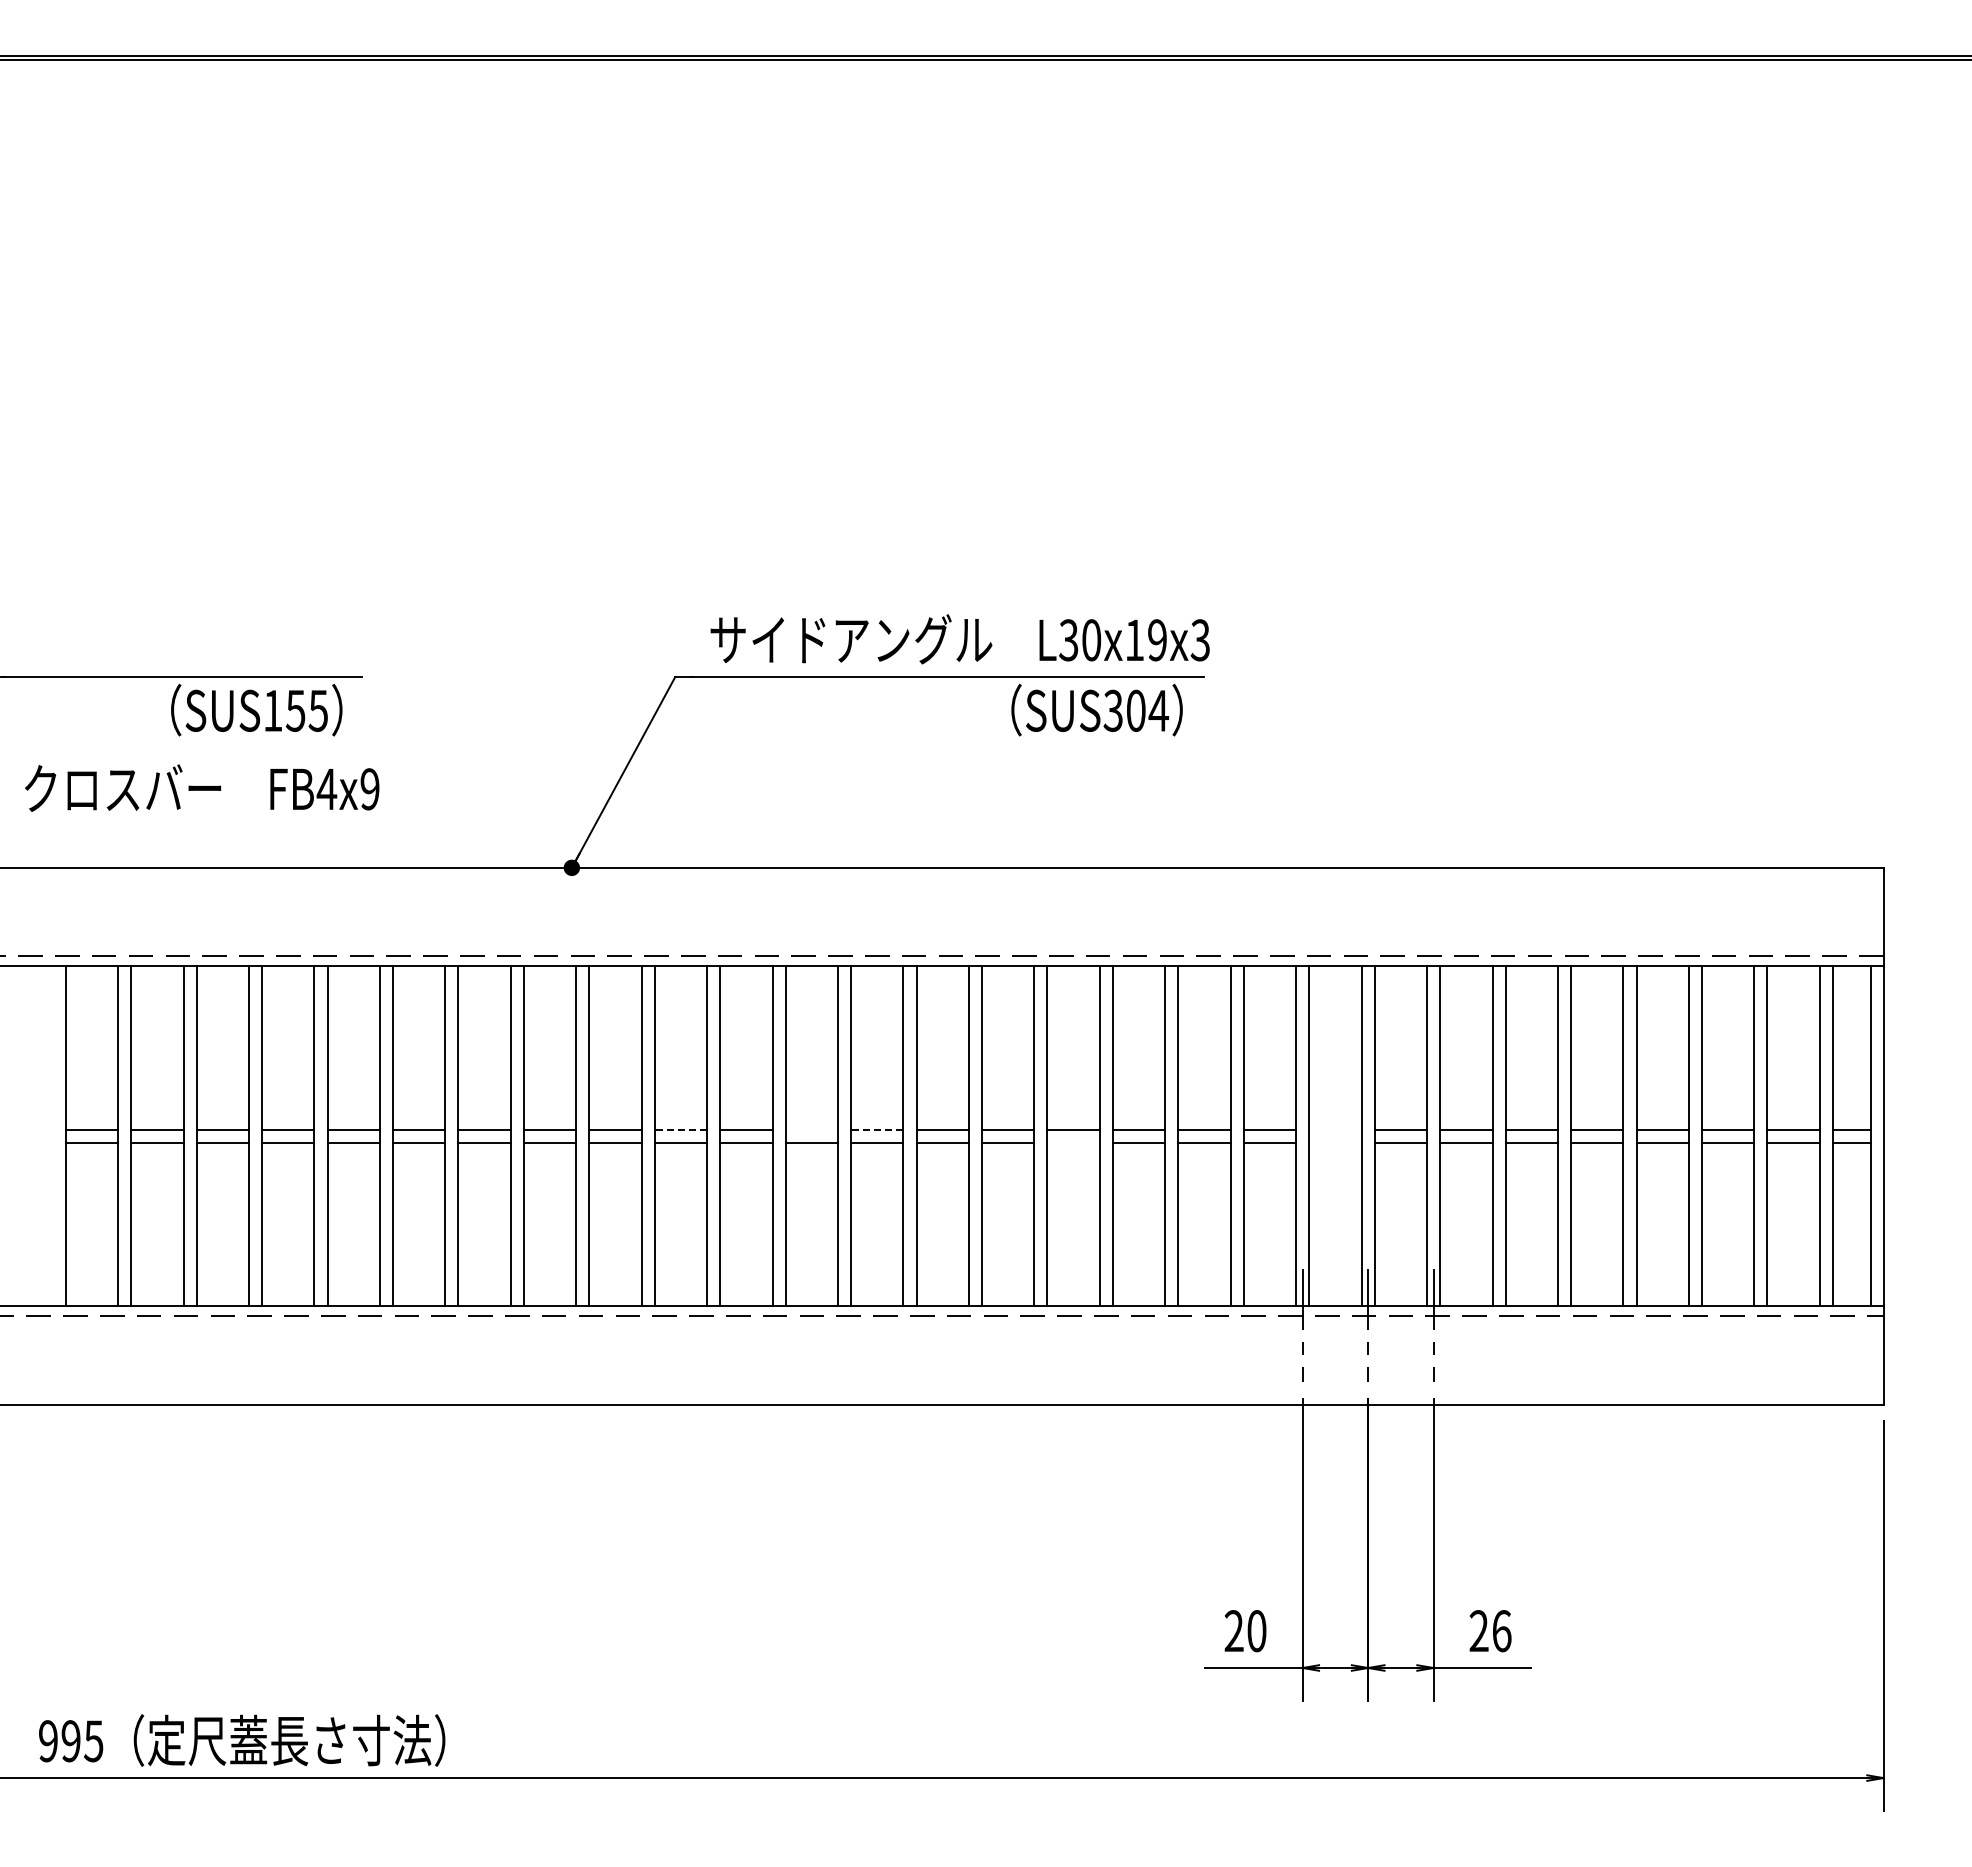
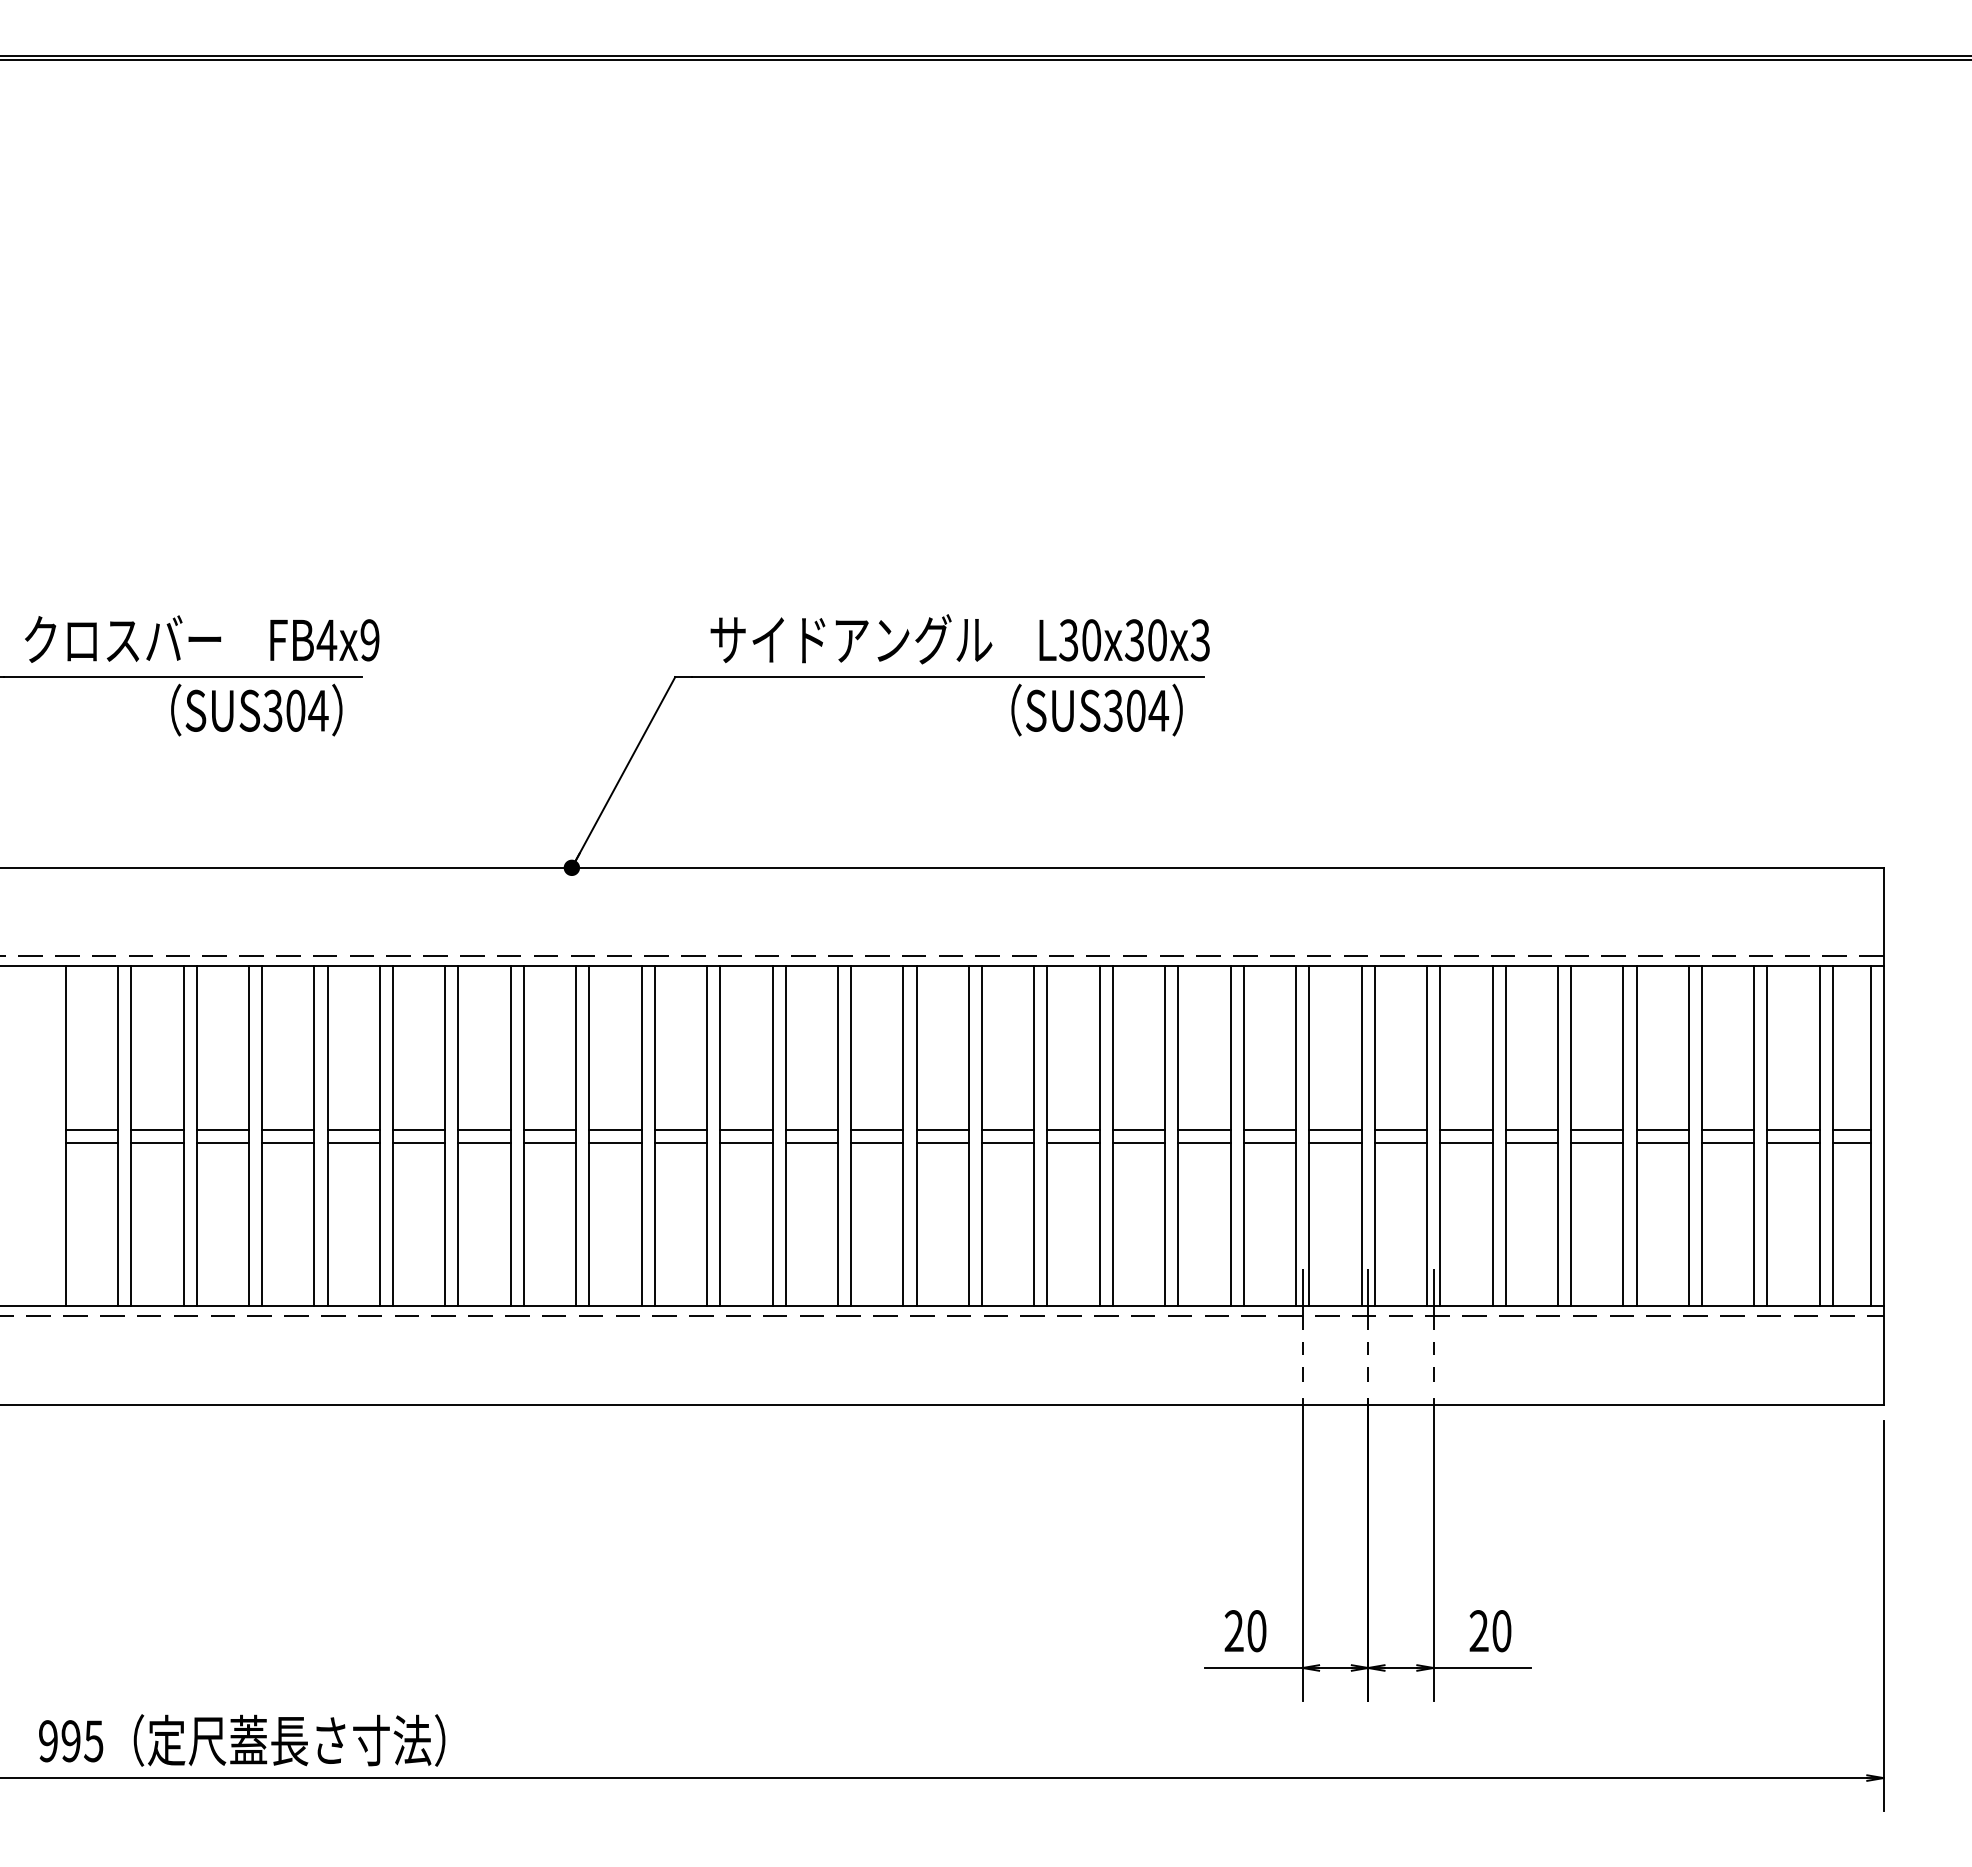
text: L30x19x3 -> L30x30x3 (1145, 640)
text: SUS155 -> SUS304 (295, 710)
text position: (202, 787) -> (202, 638) (202, 638)
line: dashed -> solid (680, 1129)
line: none -> present (811, 1129)
line: dashed -> solid (876, 1129)
line: none -> present (1335, 1129)
line: none -> present (1073, 1142)
line: none -> present (1335, 1142)
text: 26 -> 20 (1501, 1631)
